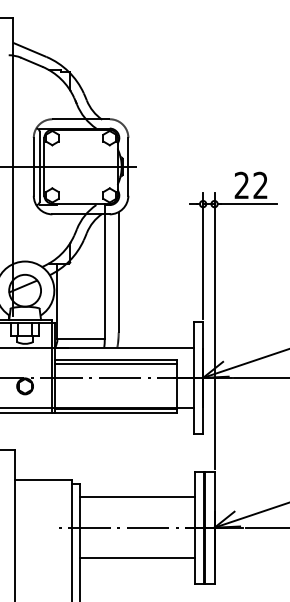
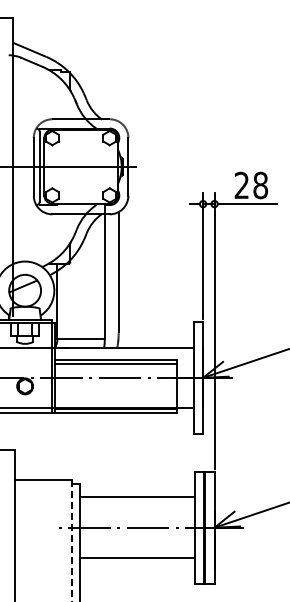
text: 22 -> 28 (260, 185)
line: present -> none (260, 377)
line: present -> none (265, 527)
line: solid -> dashed (71, 541)
